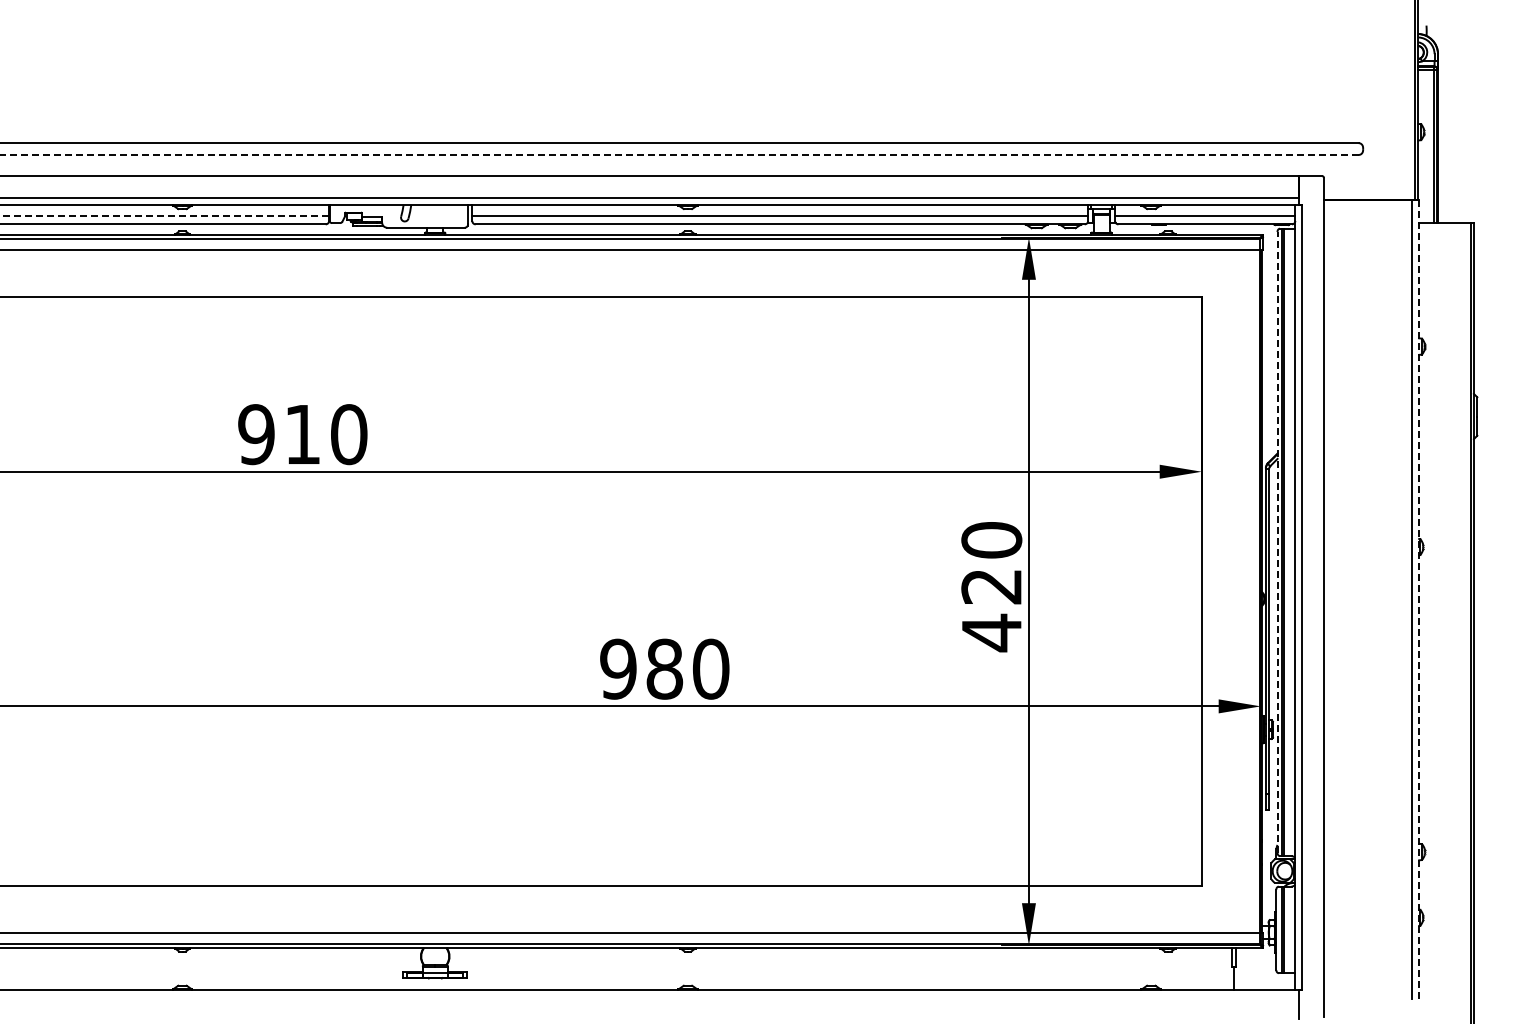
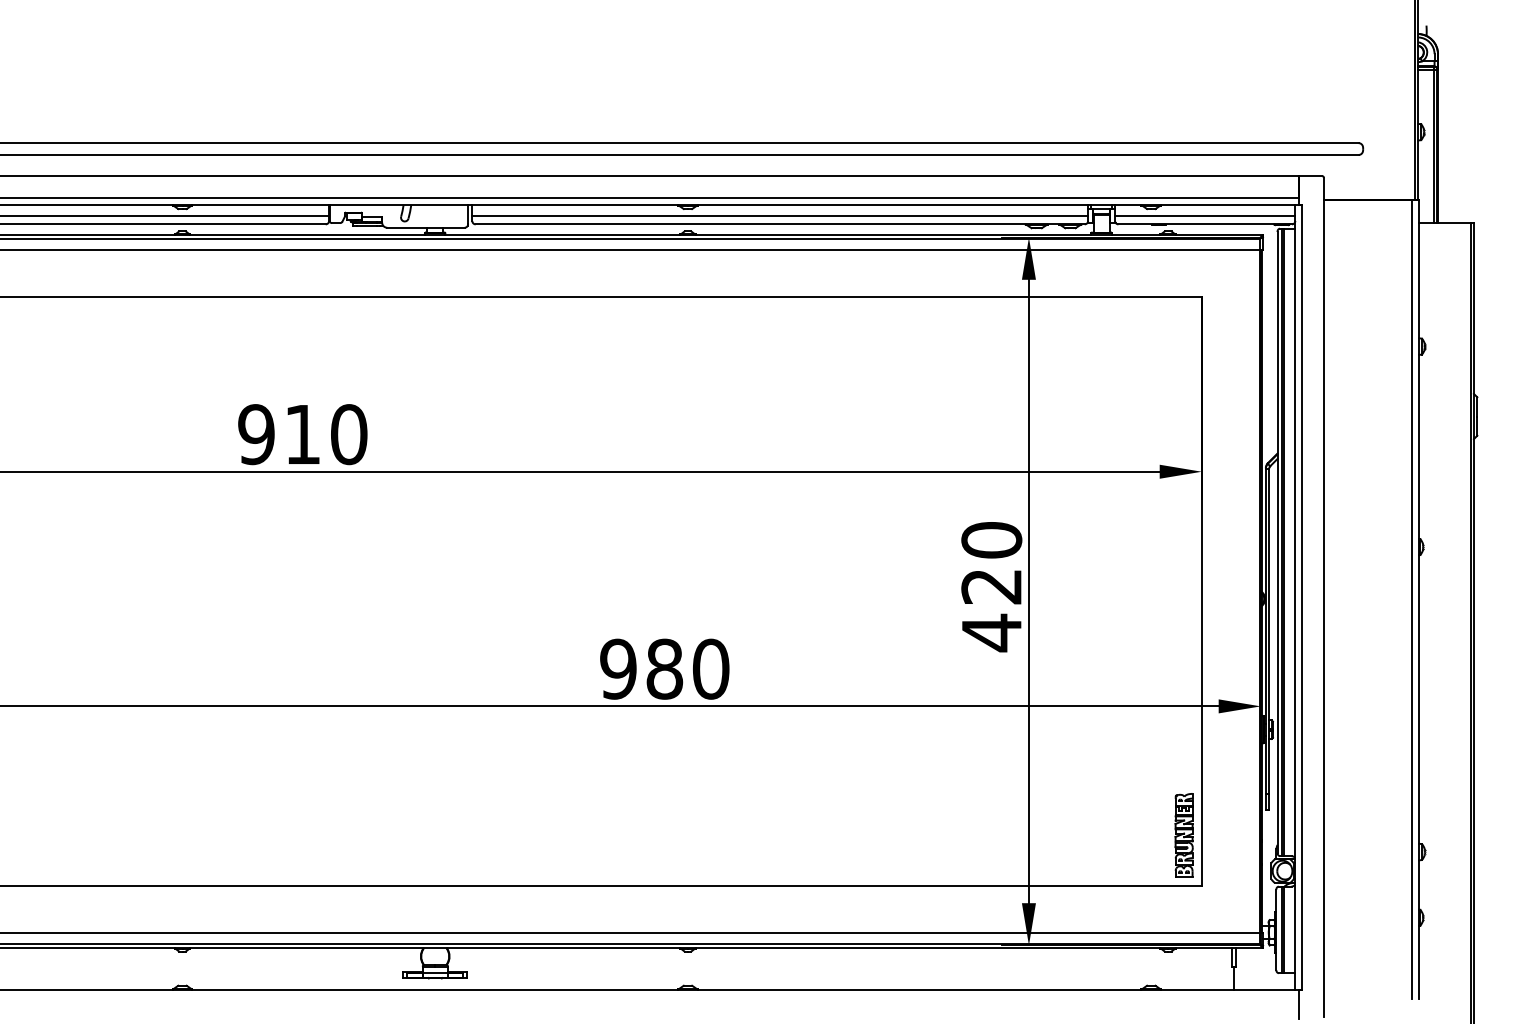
line: dashed -> solid (679, 154)
line: dashed -> solid (164, 215)
line: dashed -> solid (1277, 541)
line: dashed -> solid (1419, 599)
part: none -> present (1183, 835)
